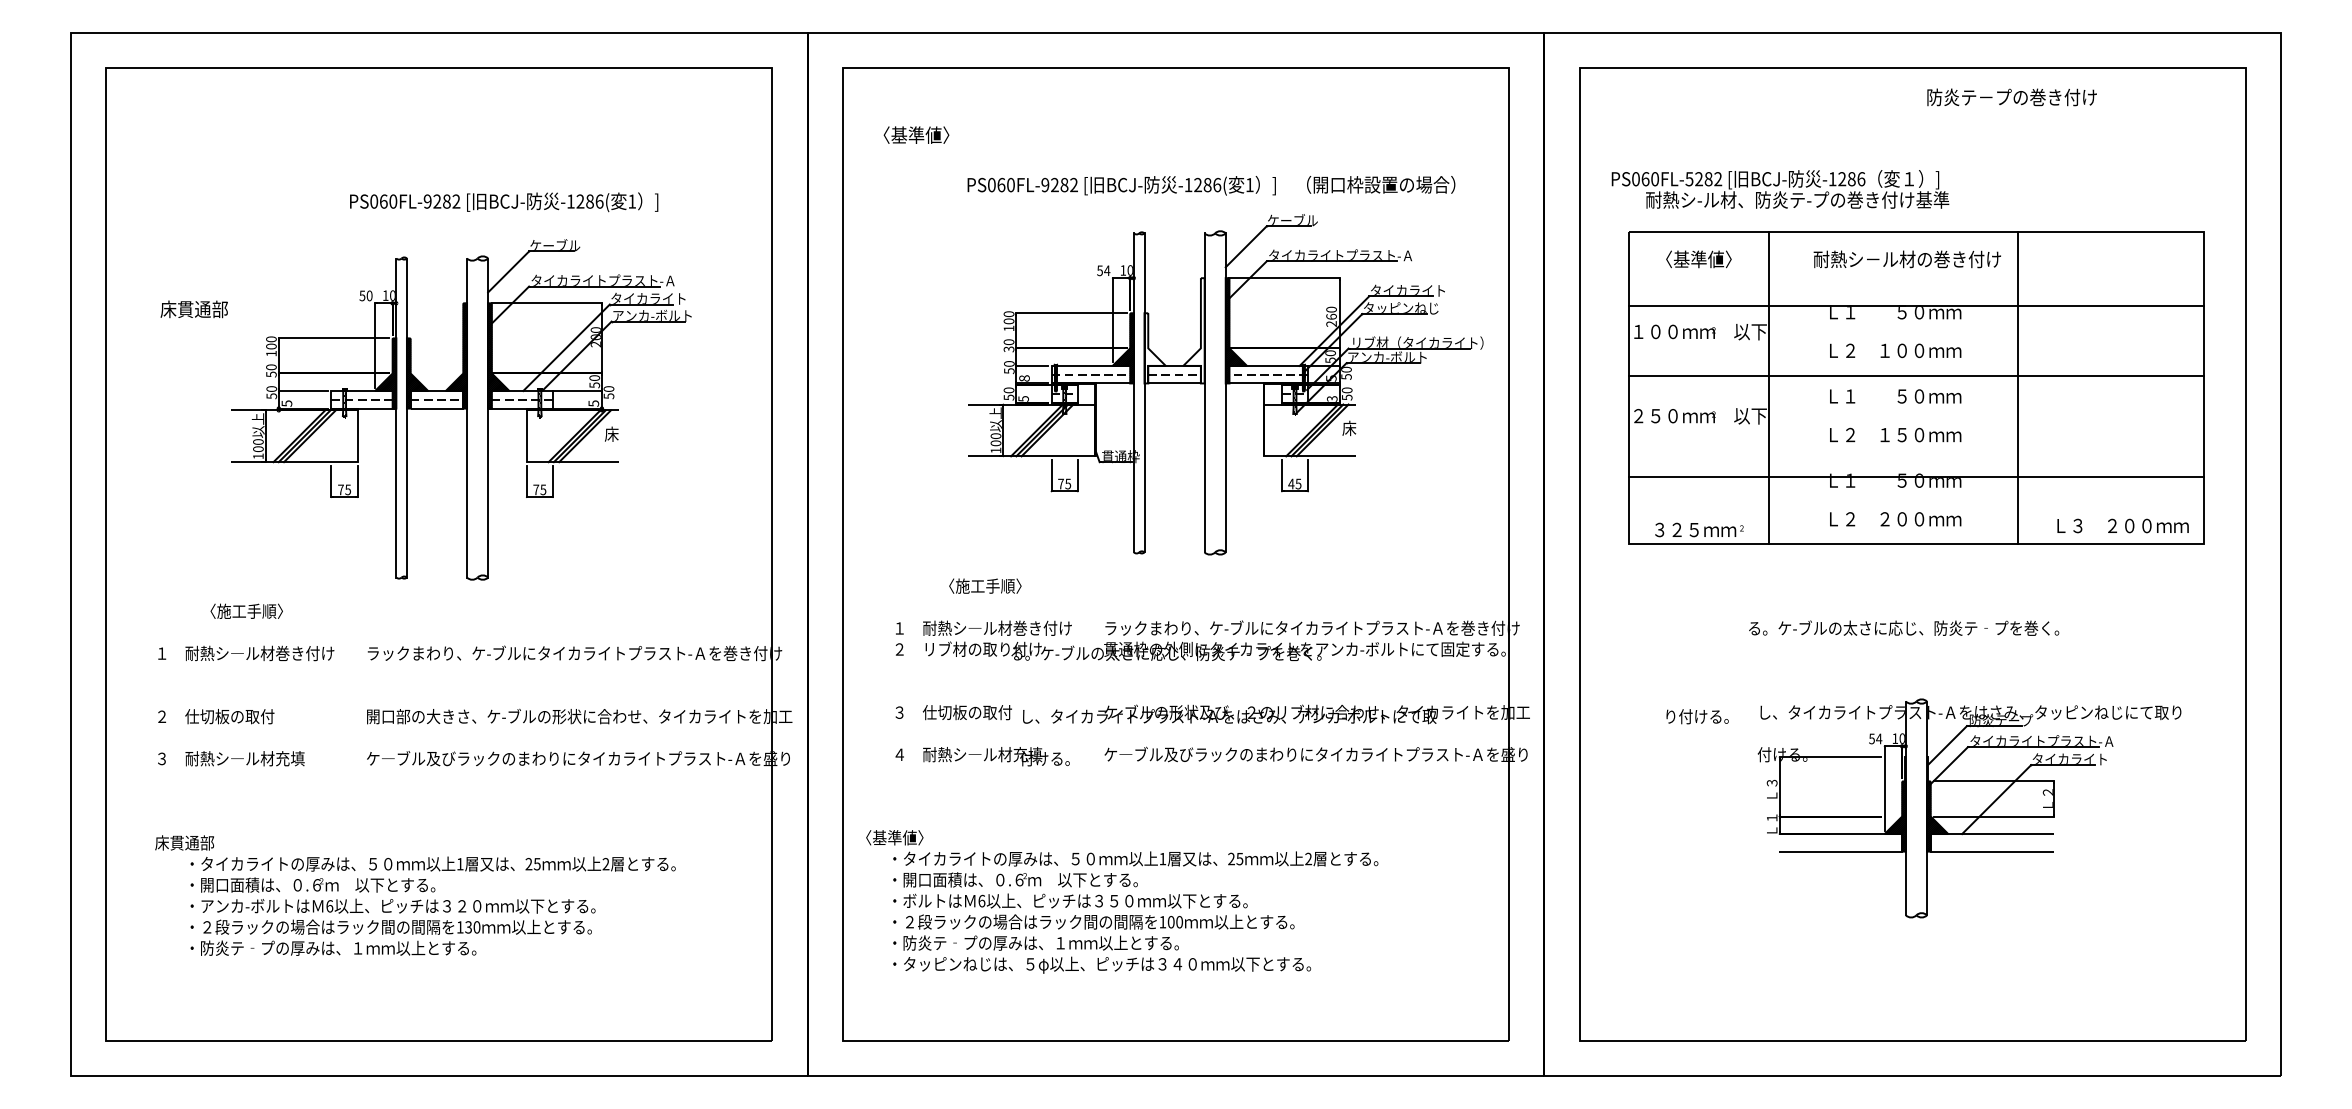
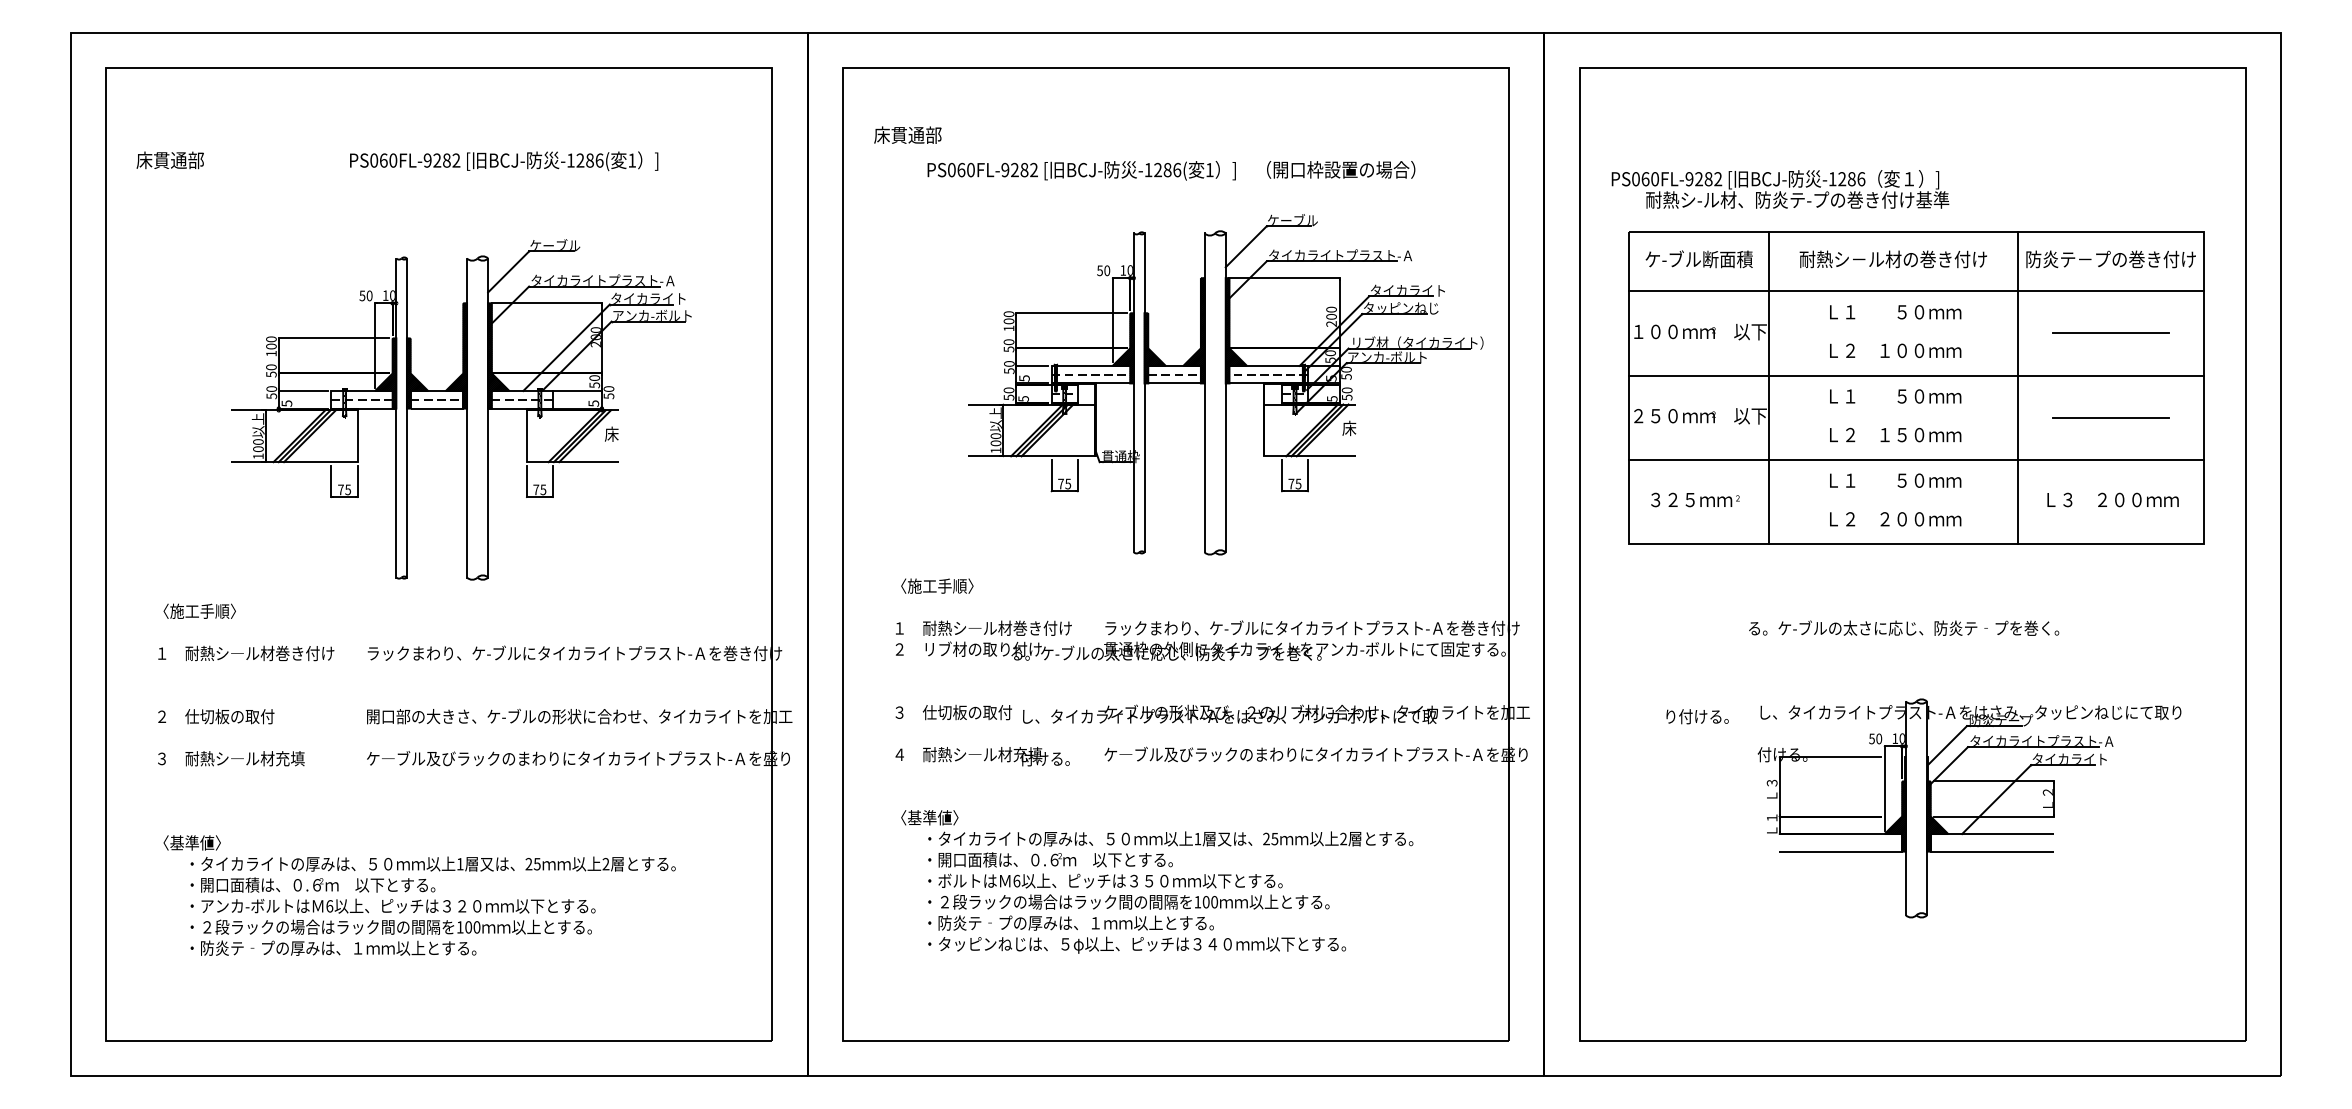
text position: (2011, 97) -> (2110, 259) (2110, 259)
text: 〈基準値〉 -> 床貫通部 (911, 134)
text: PS060FL-5282 -> PS060FL-9282 (1689, 179)
text position: (1211, 185) -> (1171, 170) (1171, 170)
text position: (504, 202) -> (504, 161) (504, 161)
text: 〈基準値〉 -> ケ-ブル断面積 (1698, 259)
text position: (1906, 259) -> (1892, 259) (1892, 259)
text: 54 -> 50 (1107, 270)
line position: (1916, 306) -> (1916, 291) (1916, 291)
text position: (193, 309) -> (169, 160) (169, 160)
text: 260 -> 200 (1331, 316)
hatch: none -> present (1194, 330)
line: none -> present (2111, 333)
text: 30 -> 50 (1008, 348)
hatch: none -> present (1154, 348)
text: 8 -> 5 (1024, 378)
text: 3 -> 5 (1331, 398)
line: none -> present (2111, 417)
line position: (1916, 476) -> (1916, 459) (1916, 459)
text: 45 -> 75 (1291, 483)
text position: (2122, 525) -> (2112, 499) (2112, 499)
text position: (1699, 529) -> (1695, 499) (1695, 499)
text position: (985, 585) -> (937, 585) (937, 585)
text position: (246, 610) -> (199, 610) (199, 610)
text: 54 -> 50 (1879, 738)
text: 床貫通部 -> 〈基準値〉 (187, 842)
text position: (1122, 901) -> (1157, 881) (1157, 881)
text: 130 -> 100 (468, 927)
